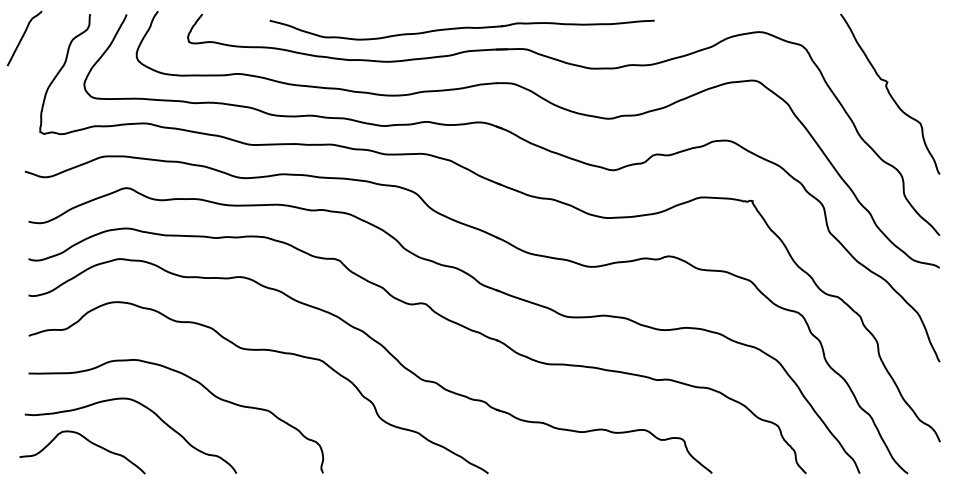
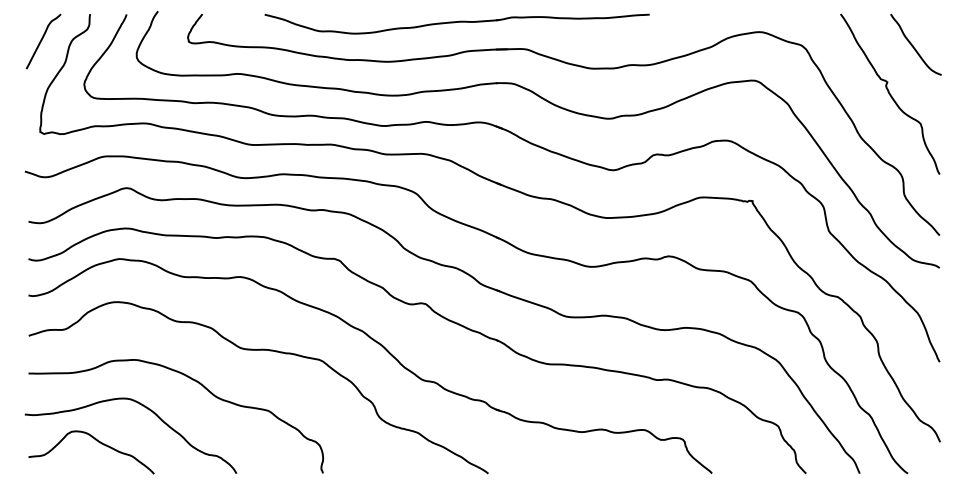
part position: (461, 29) -> (456, 23) (456, 23)
curve position: (23, 37) -> (42, 40) (42, 40)
curve: none -> present (913, 45)
curve position: (89, 442) -> (98, 442) (98, 442)
